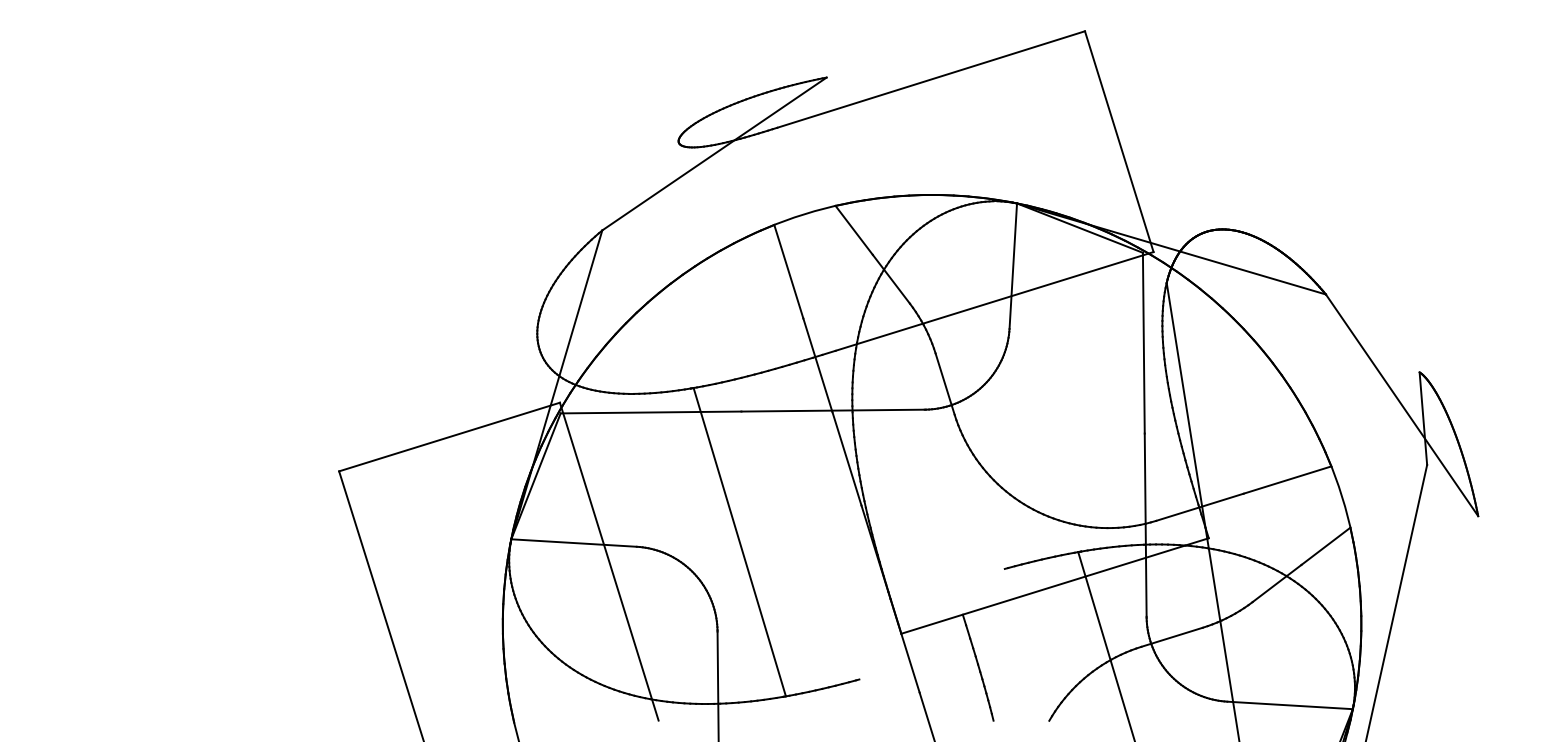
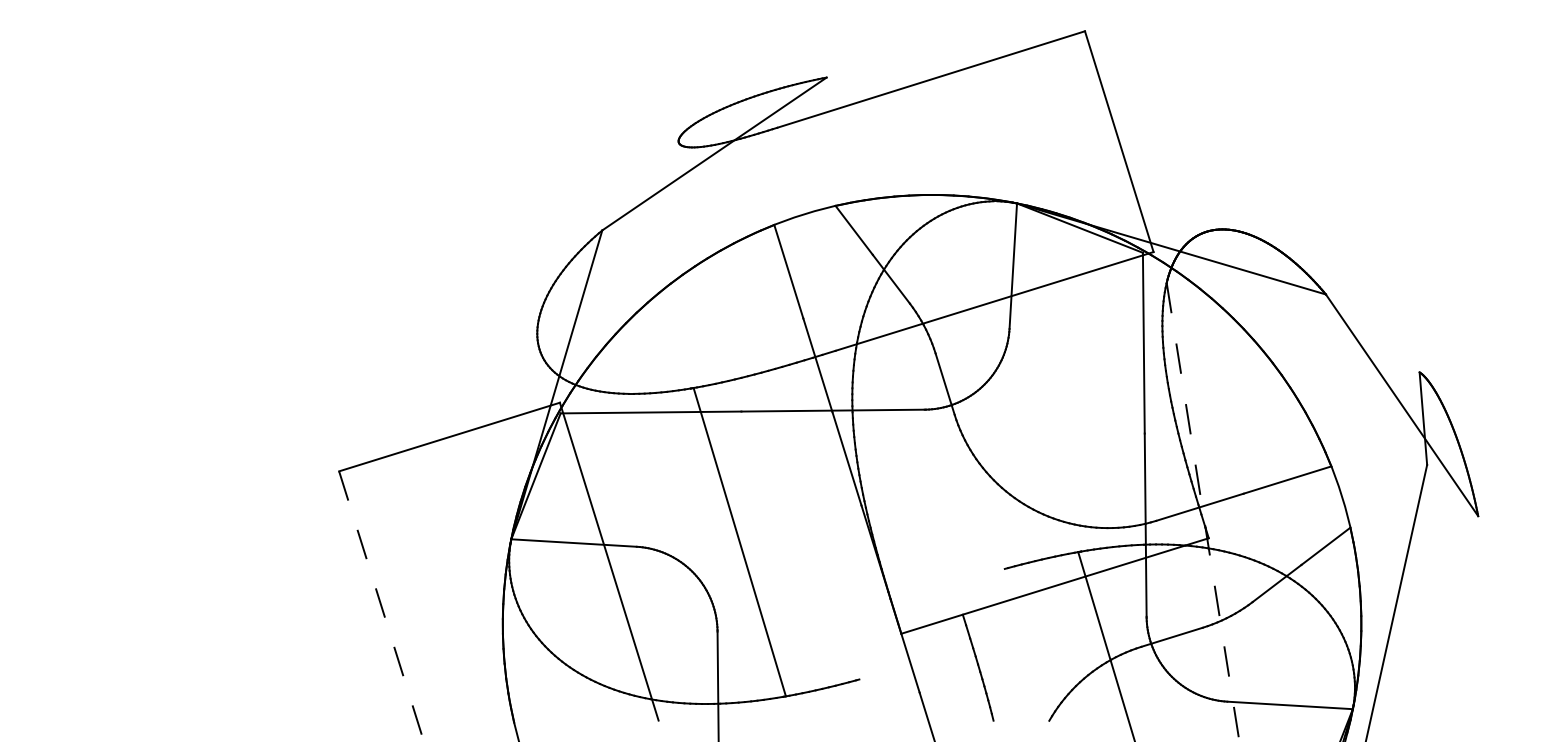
line: solid -> dashed (1203, 512)
line: solid -> dashed (381, 606)
